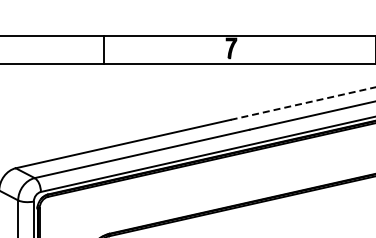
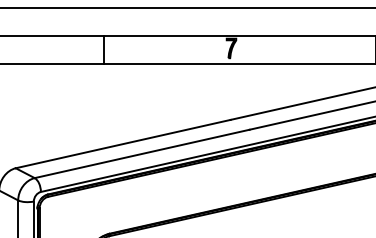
line: none -> present (187, 7)
line: dashed -> solid (303, 103)
